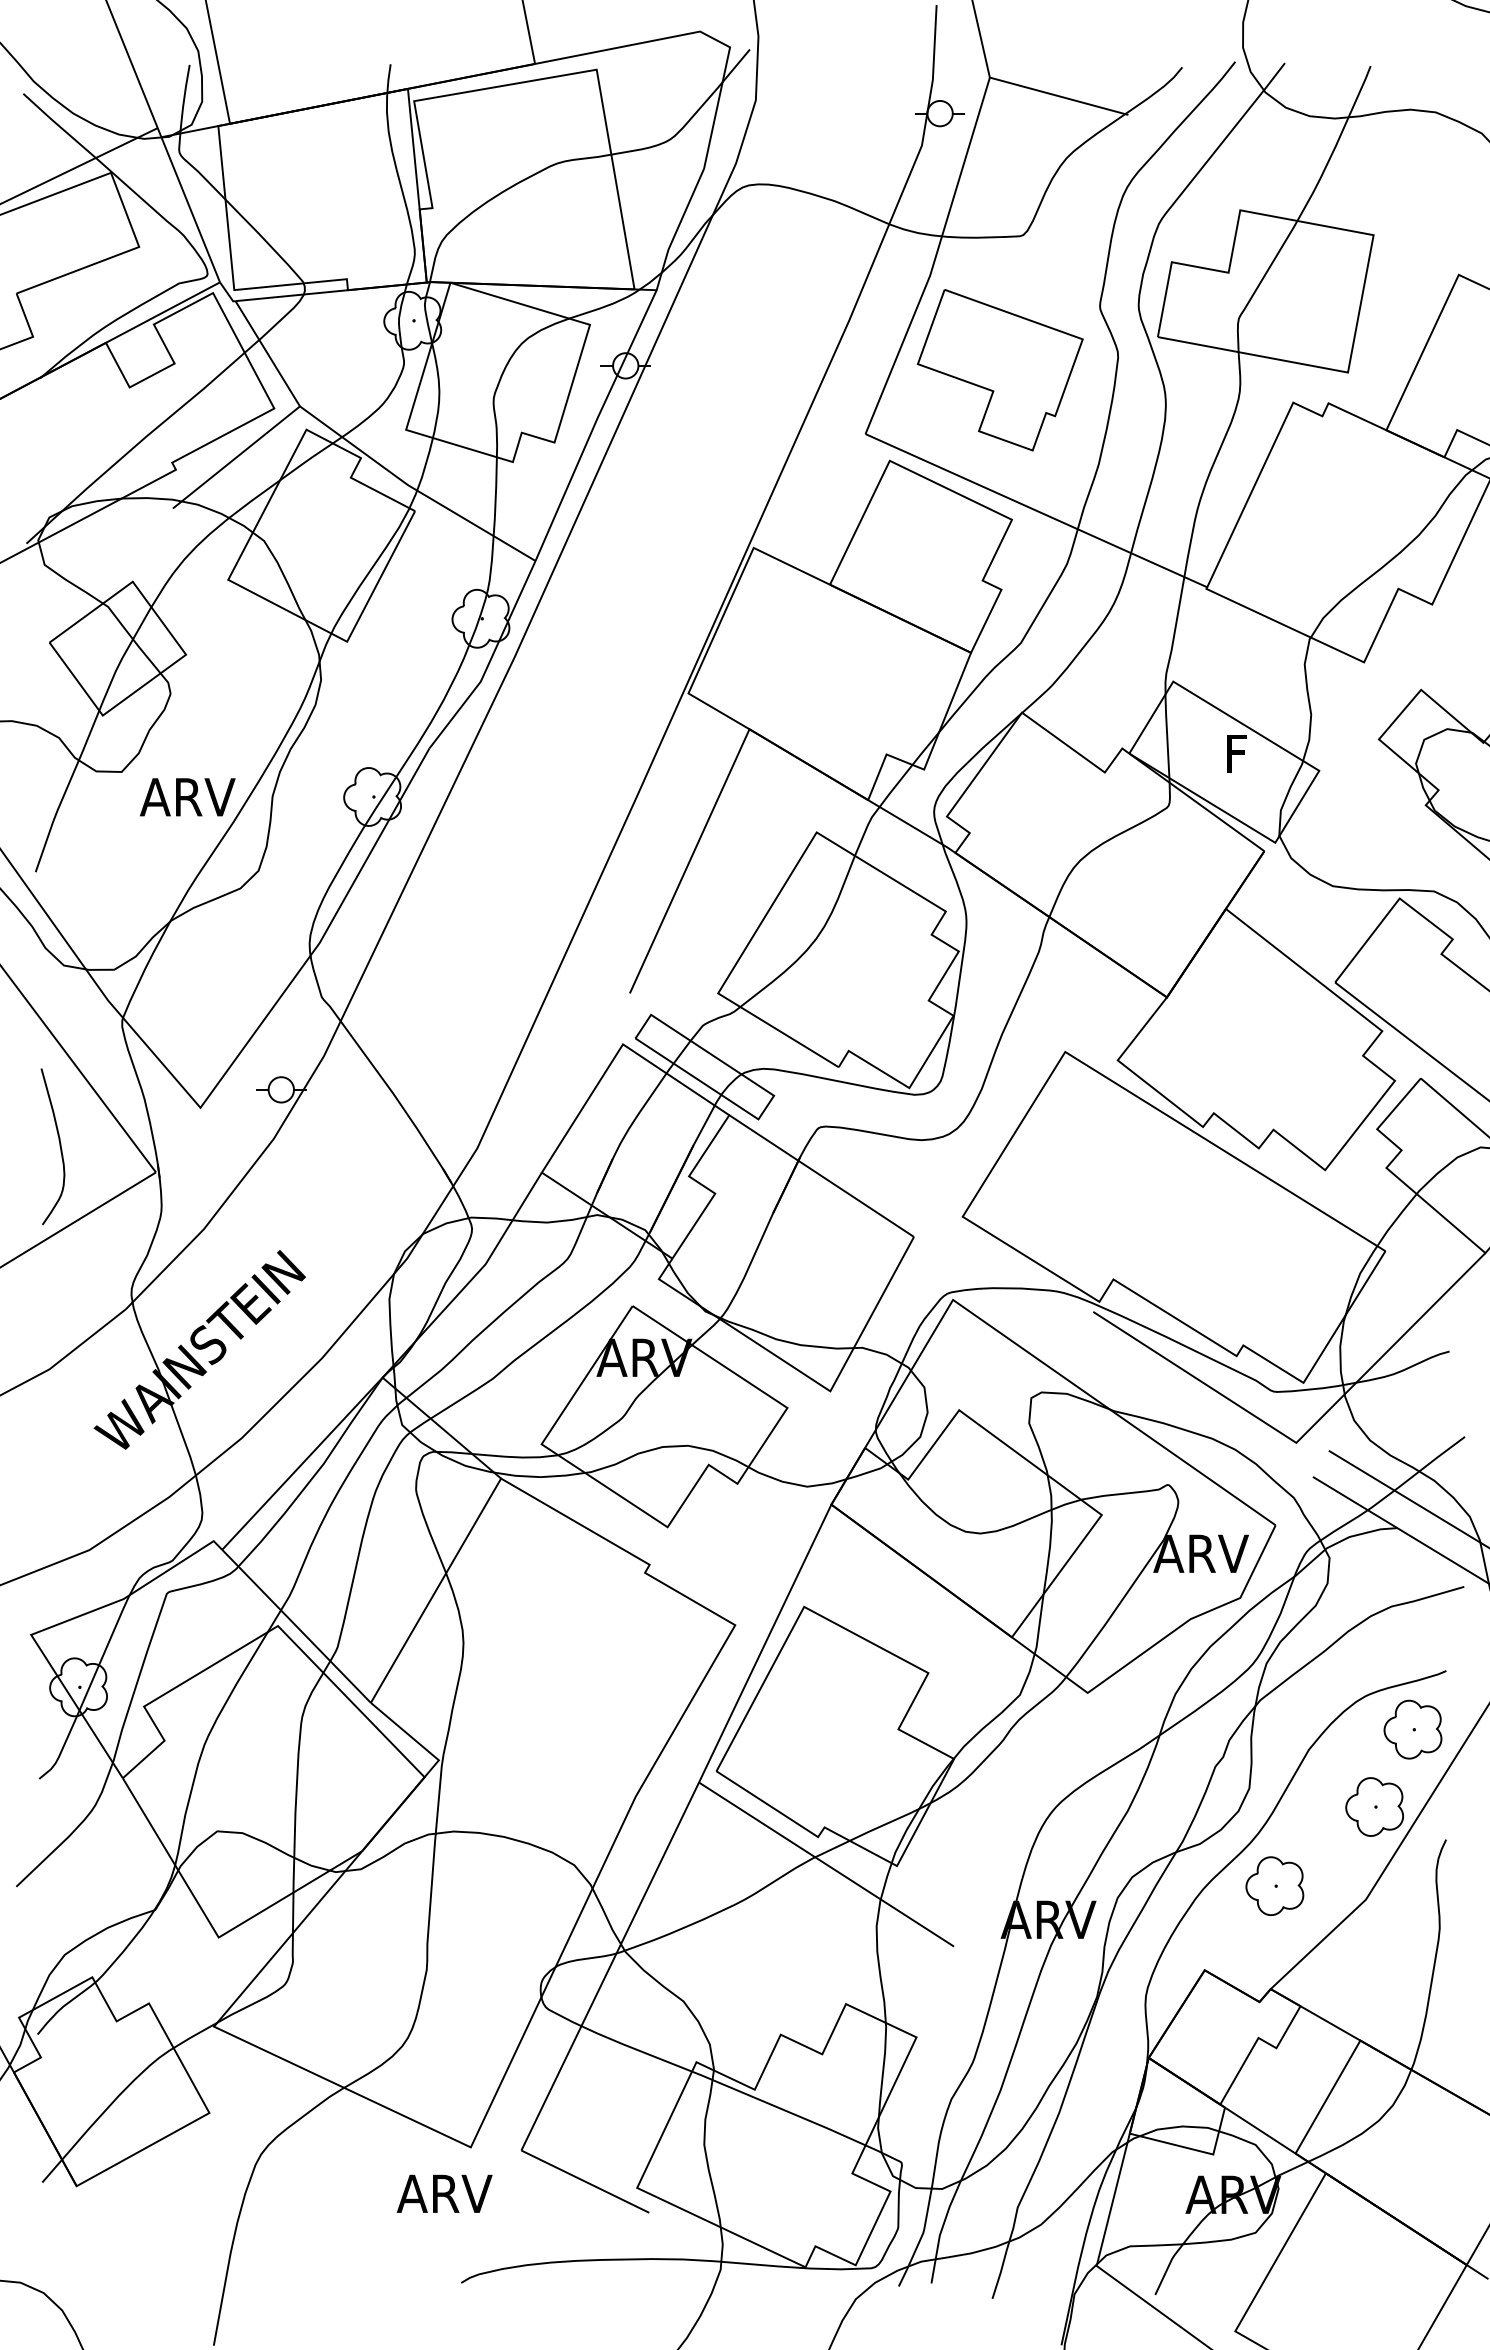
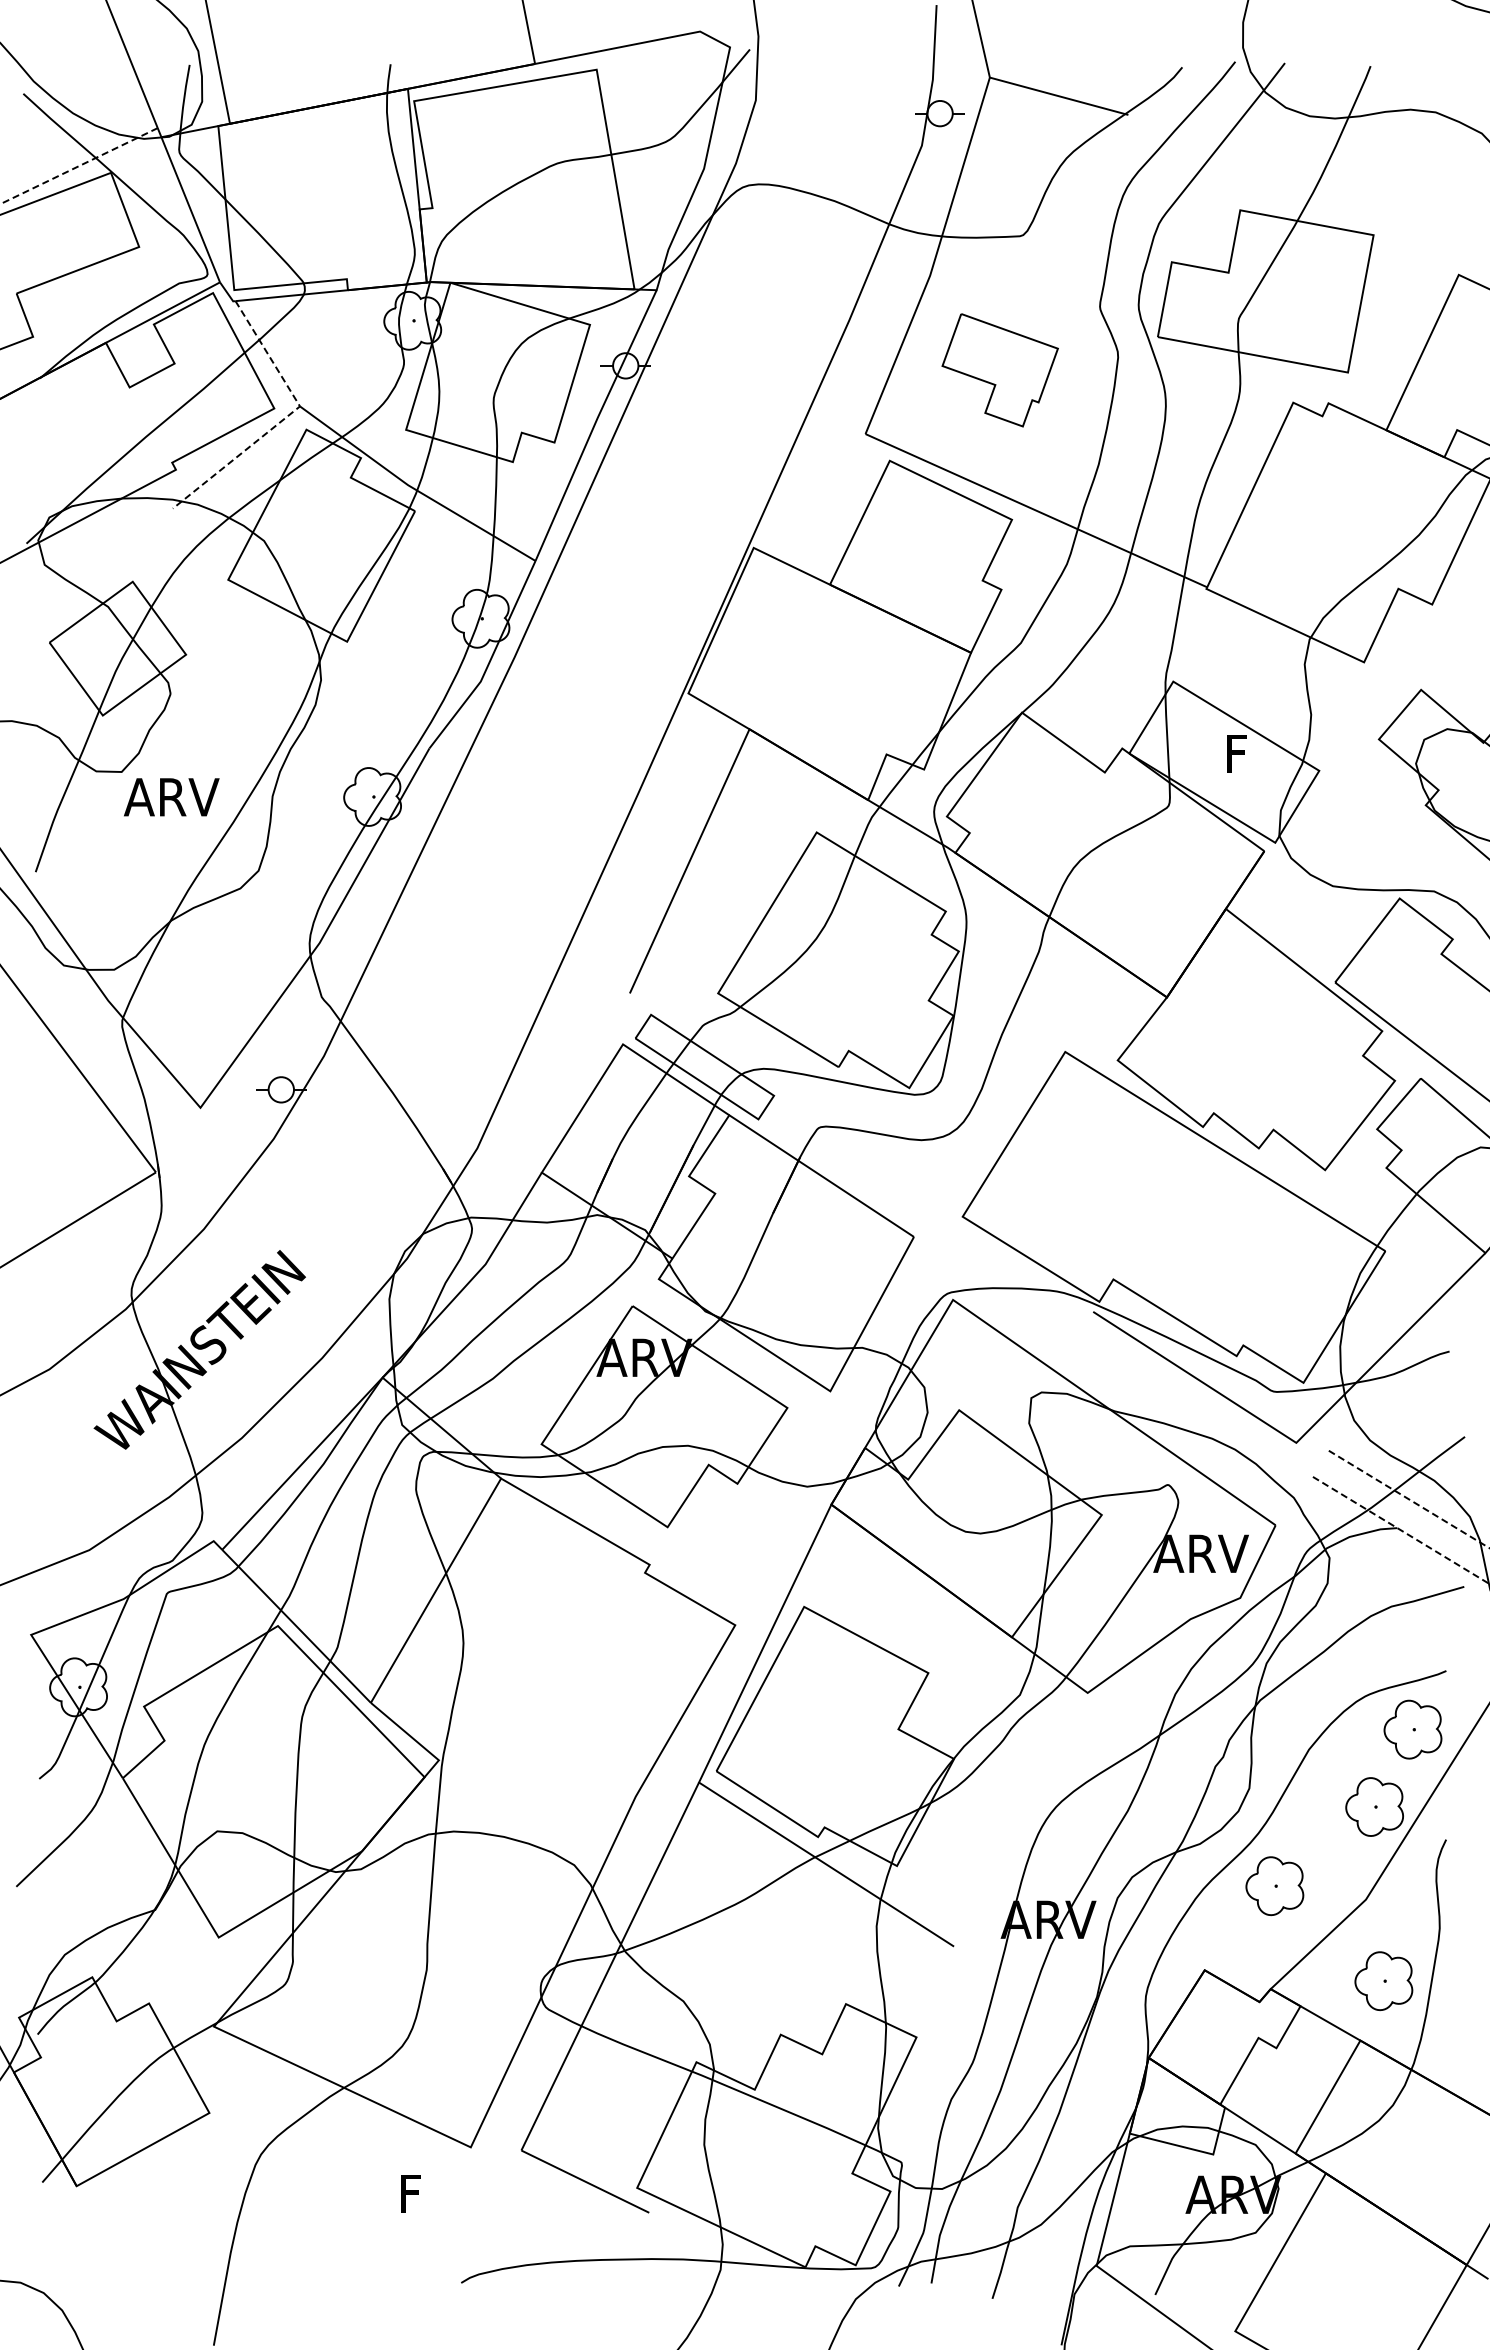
line: solid -> dashed (78, 166)
part size: 168x163 px -> 118x115 px (999, 370)
line: solid -> dashed (284, 418)
text position: (187, 797) -> (171, 797) (171, 797)
curve: present -> none (59, 1146)
line: solid -> dashed (1409, 1499)
line: solid -> dashed (1401, 1530)
part: none -> present (1383, 1981)
text: ARV -> F (444, 2193)
